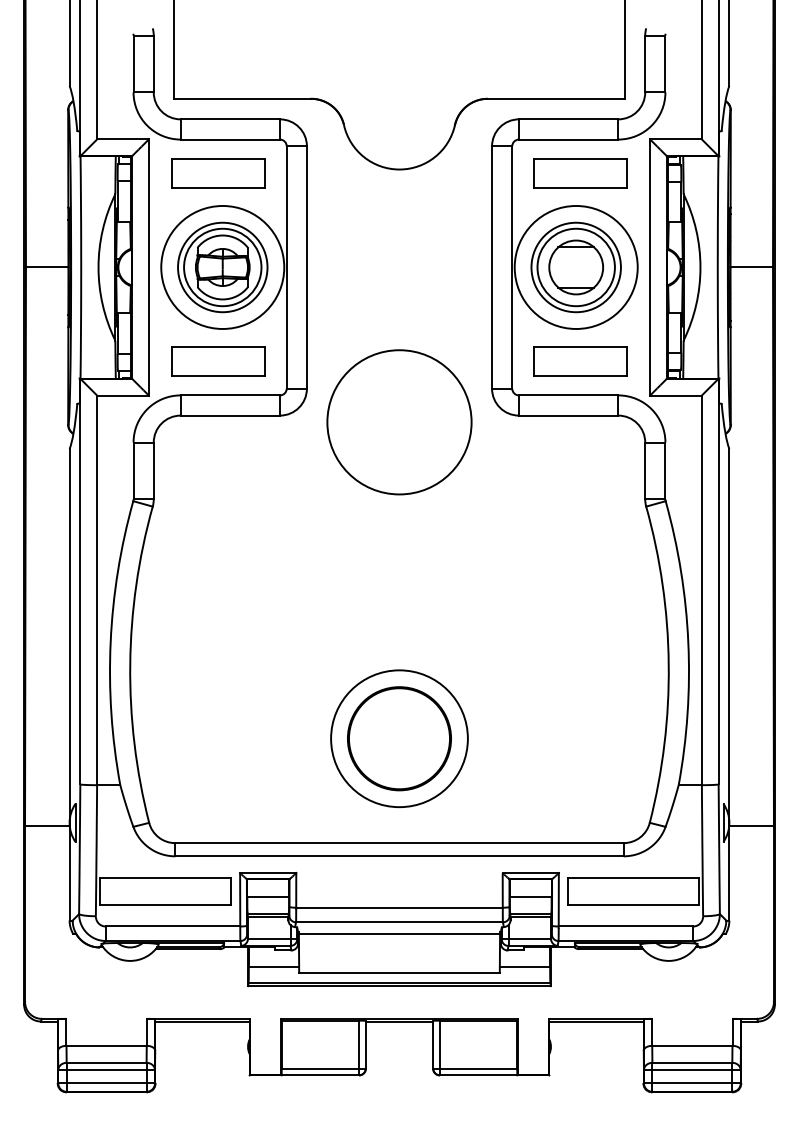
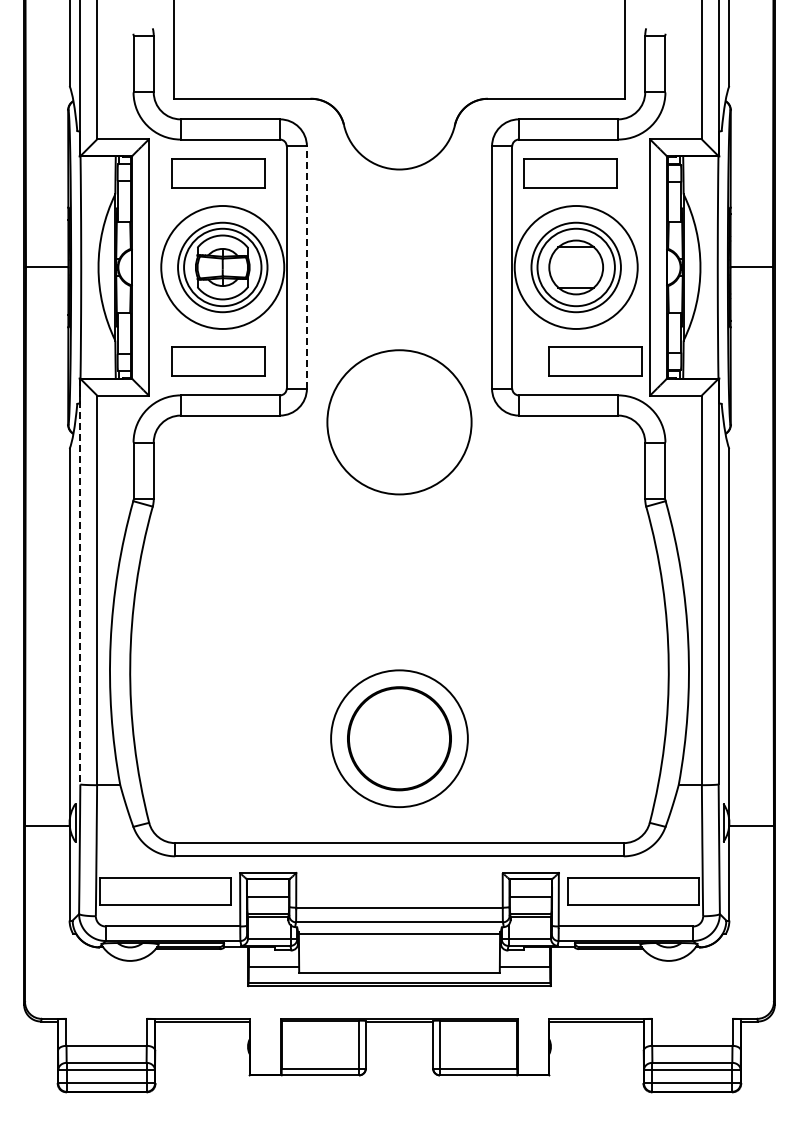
part position: (580, 173) -> (570, 173) (570, 173)
line: solid -> dashed (306, 266)
part position: (580, 361) -> (595, 361) (595, 361)
line: solid -> dashed (80, 581)
